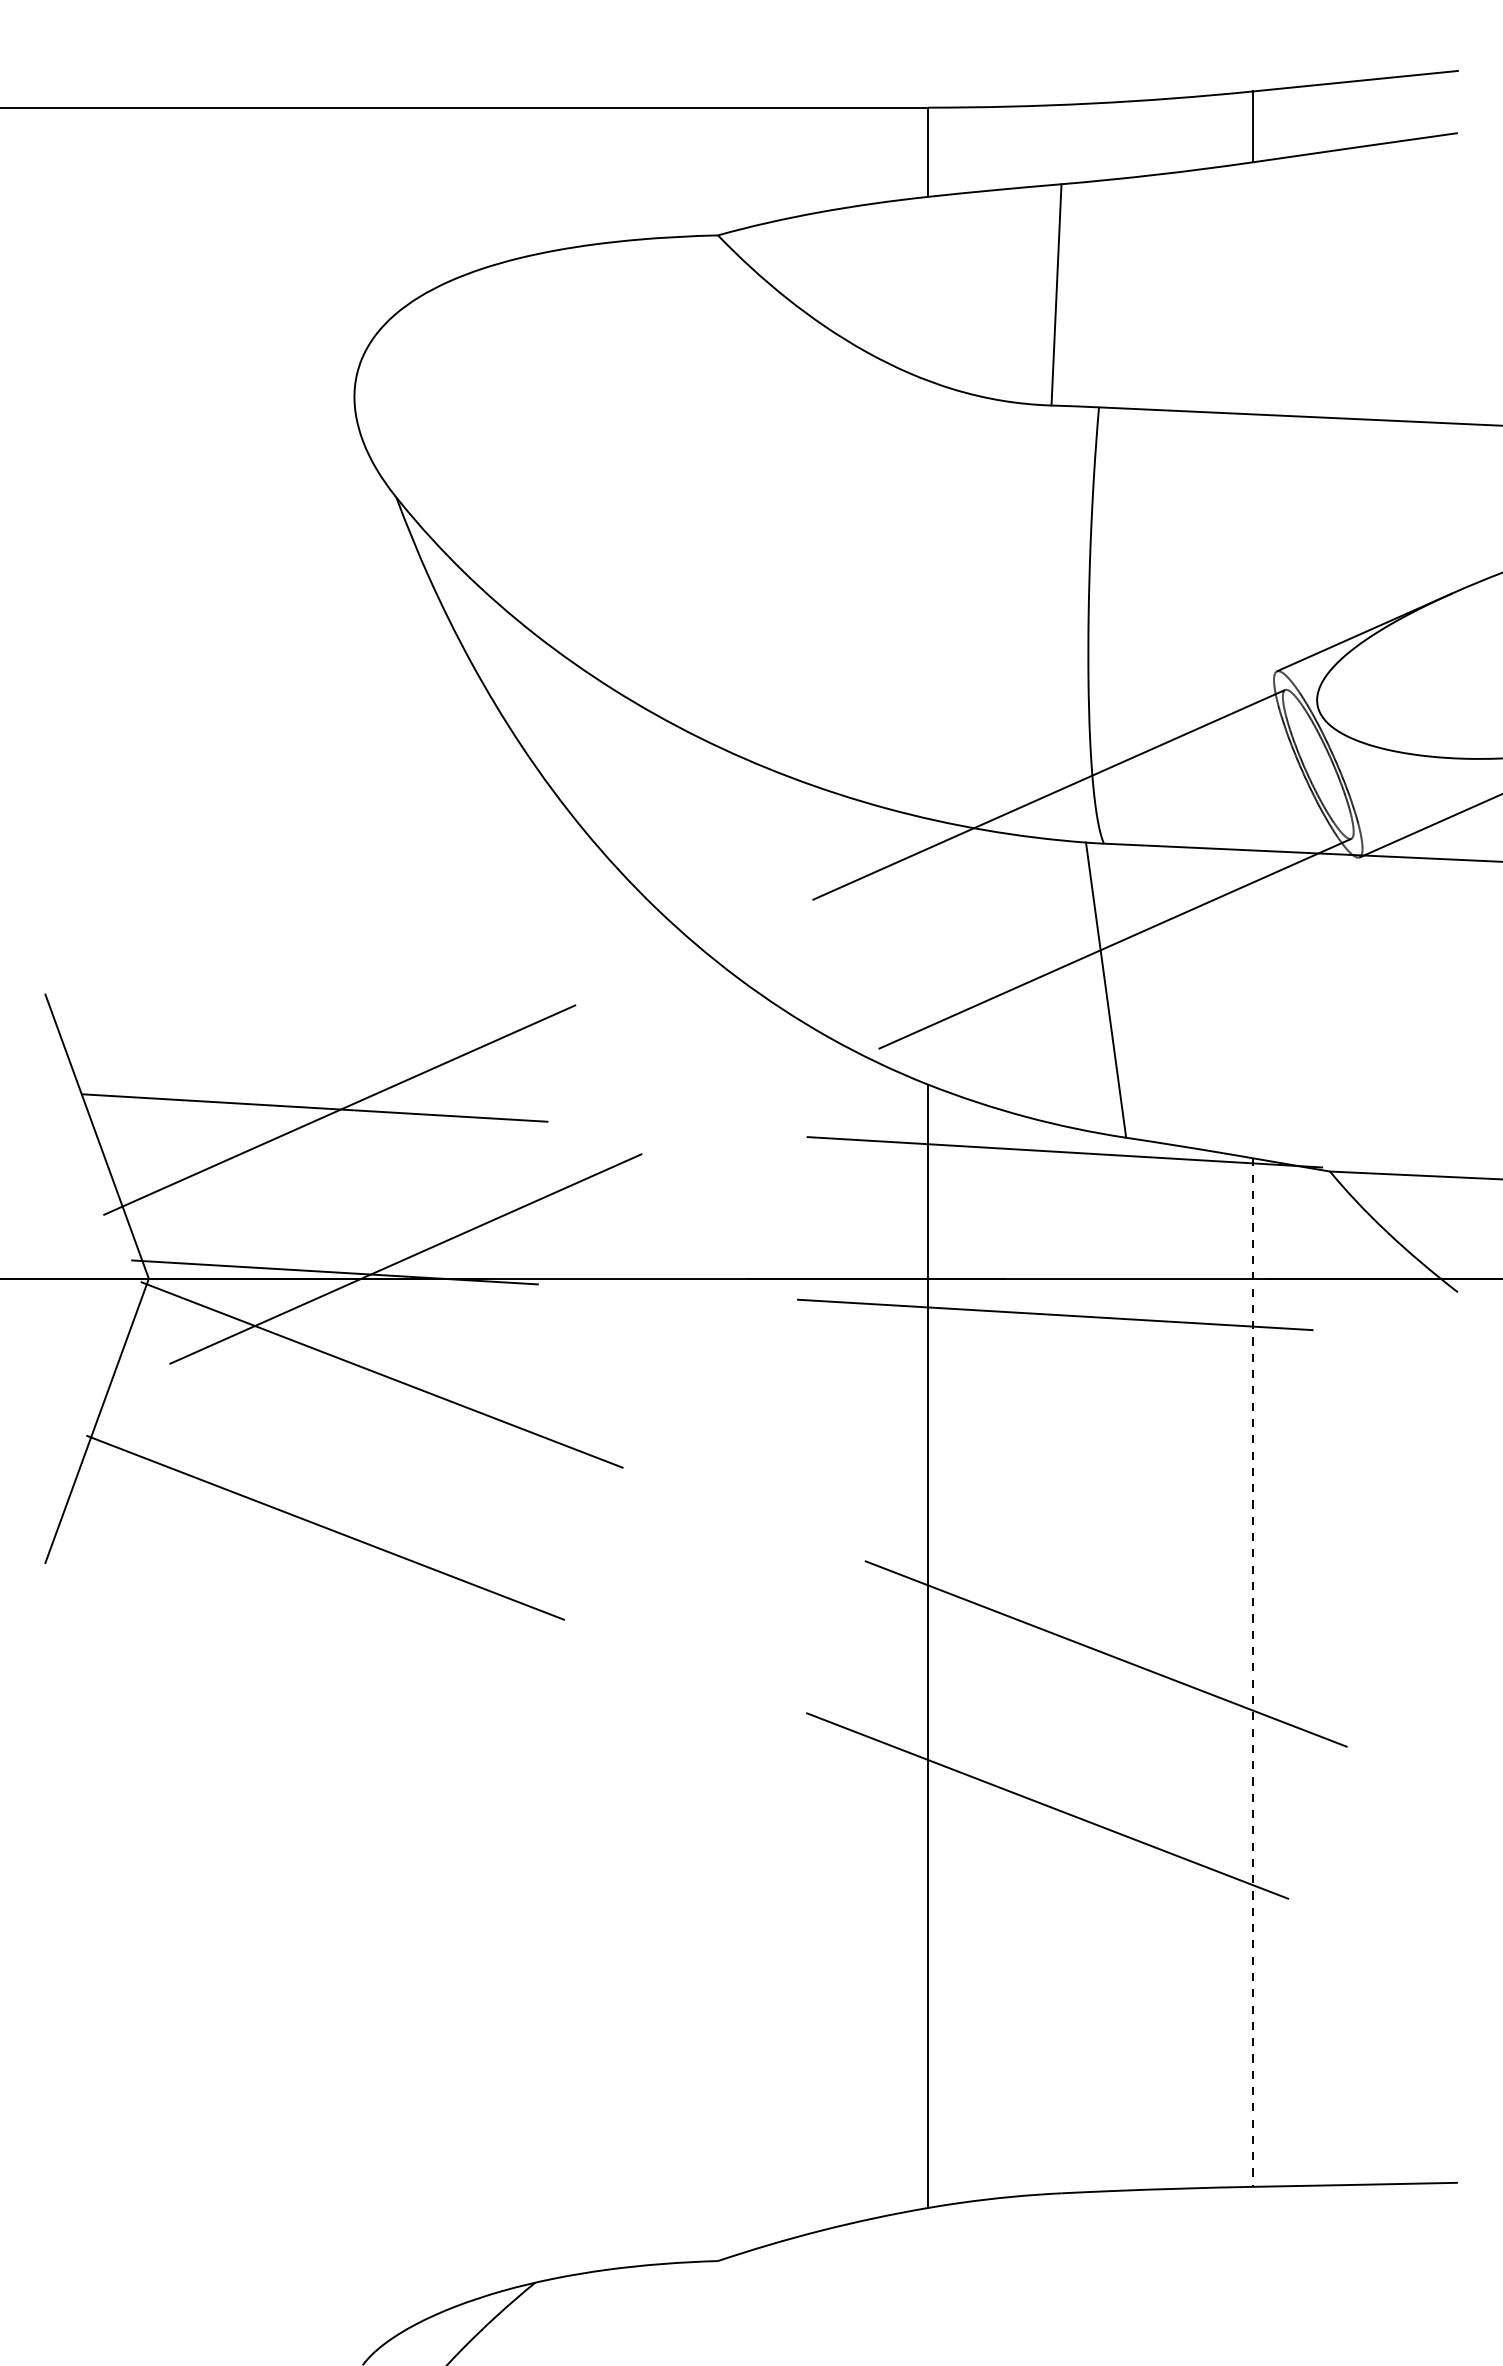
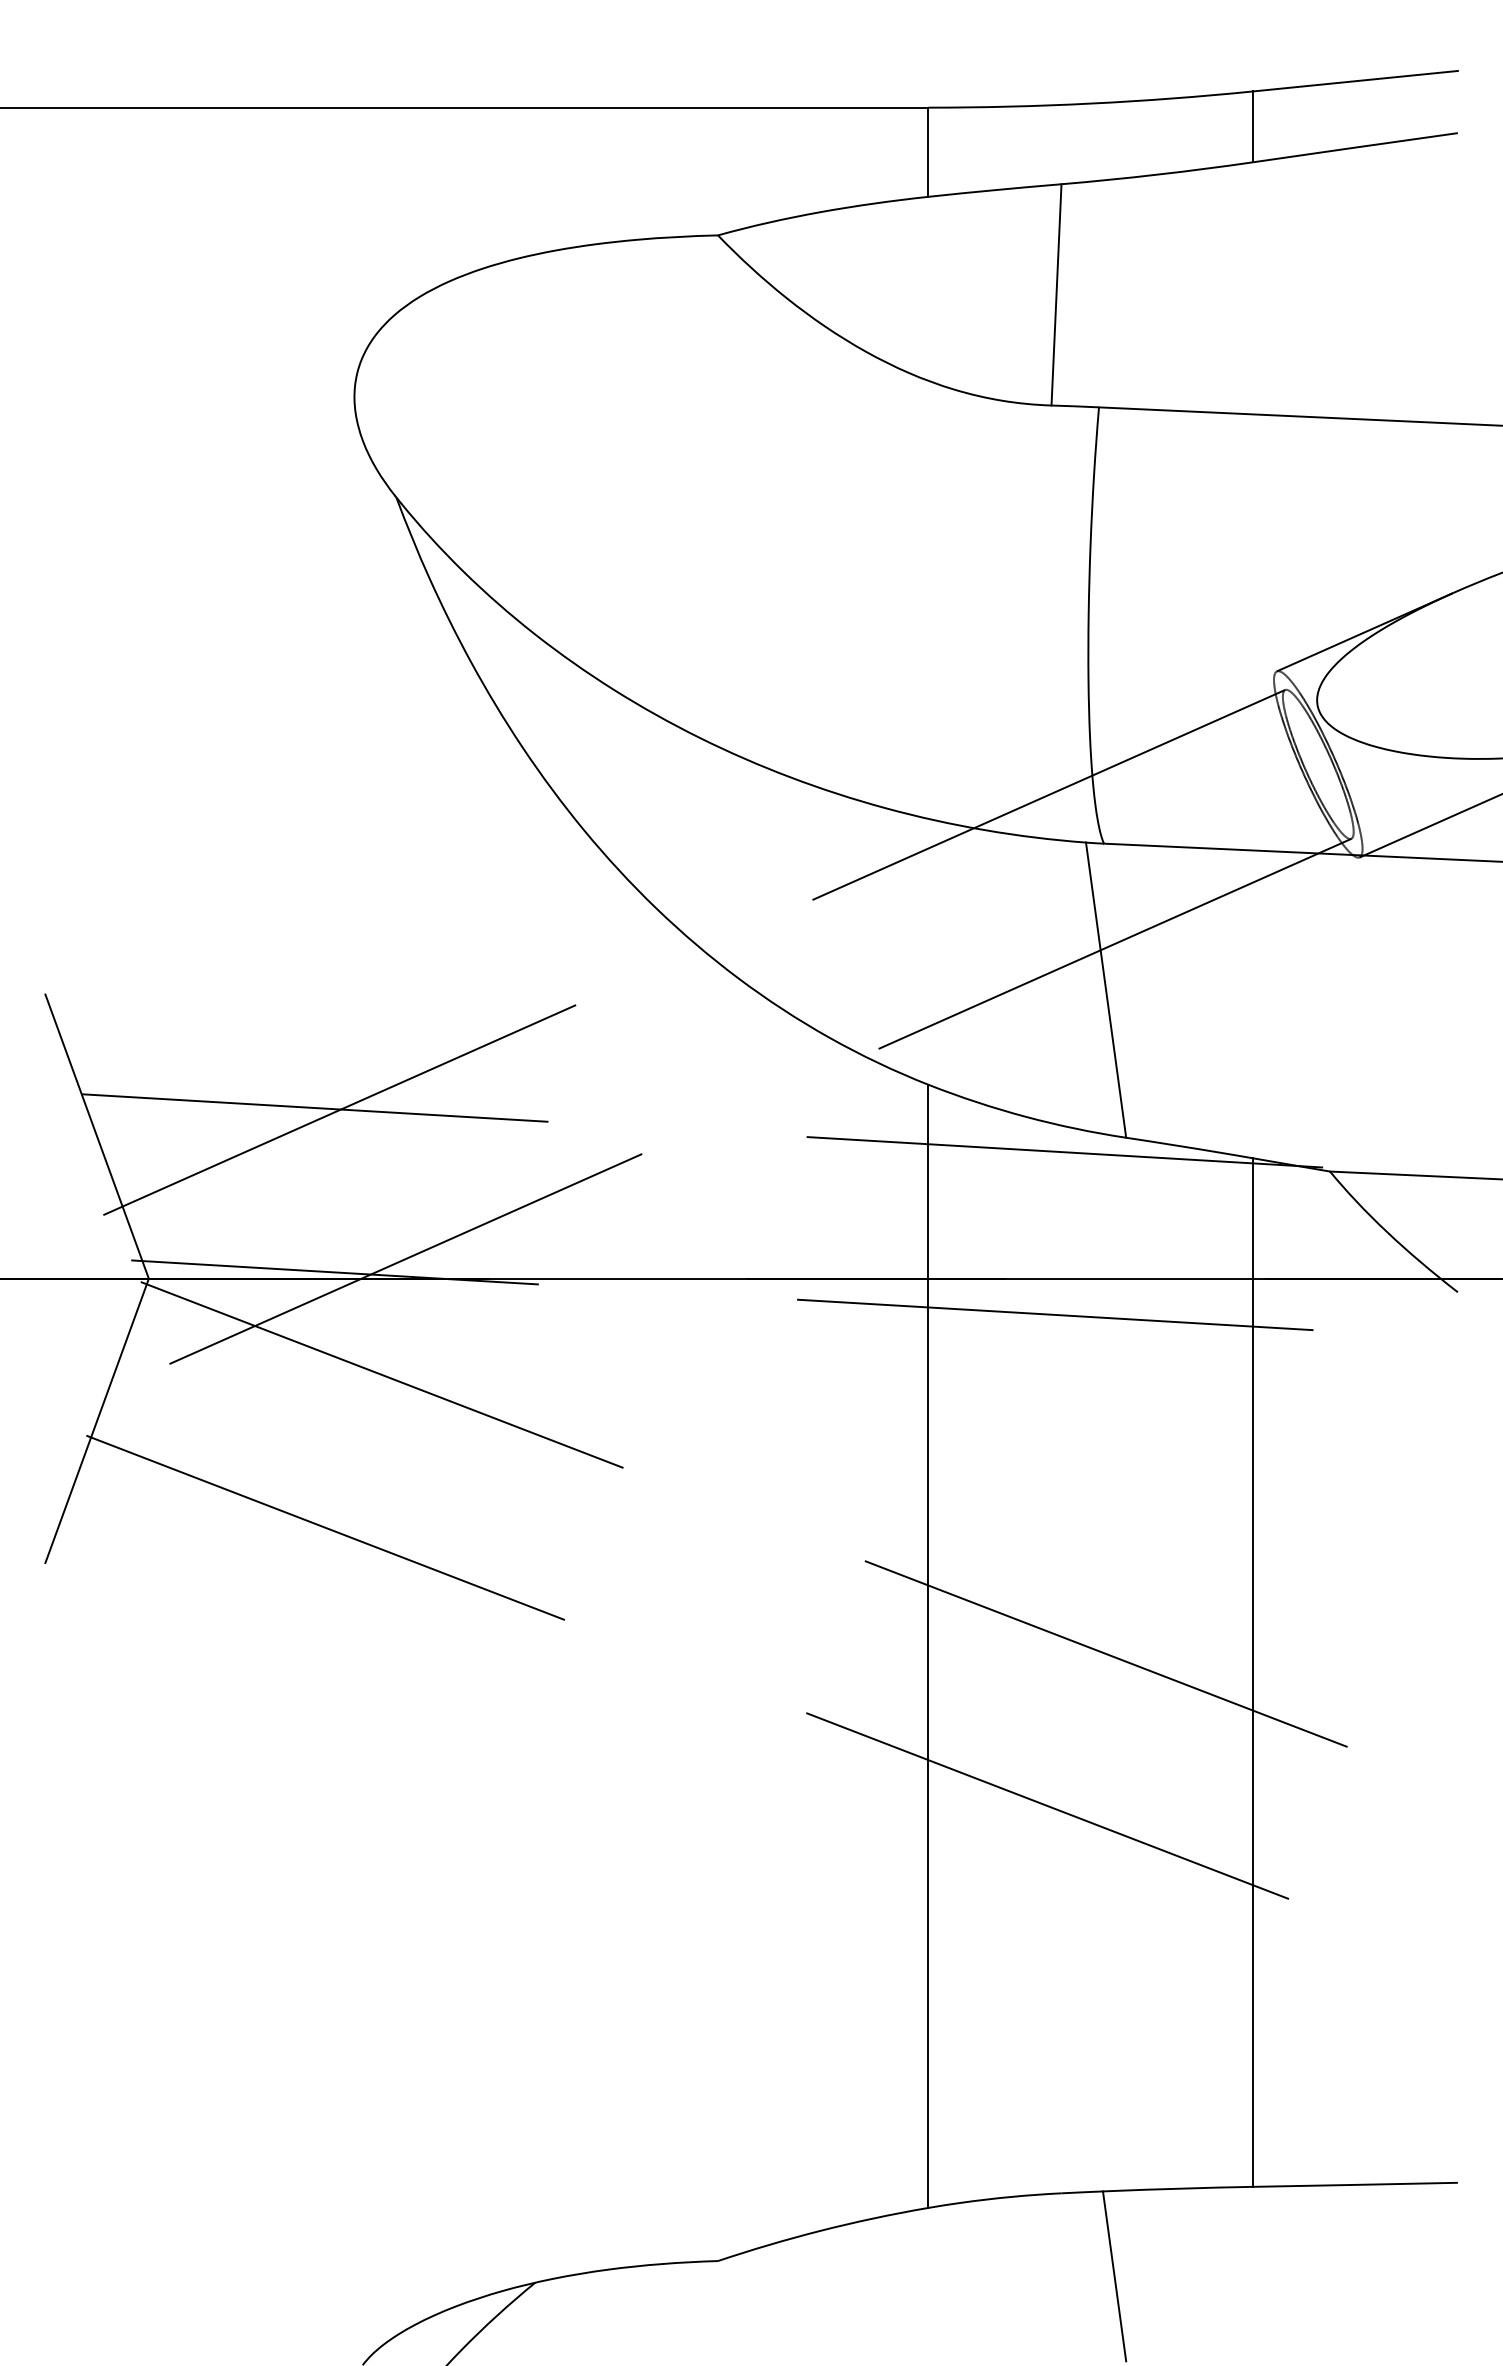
line: dashed -> solid (1252, 1673)
line: none -> present (1114, 2276)
